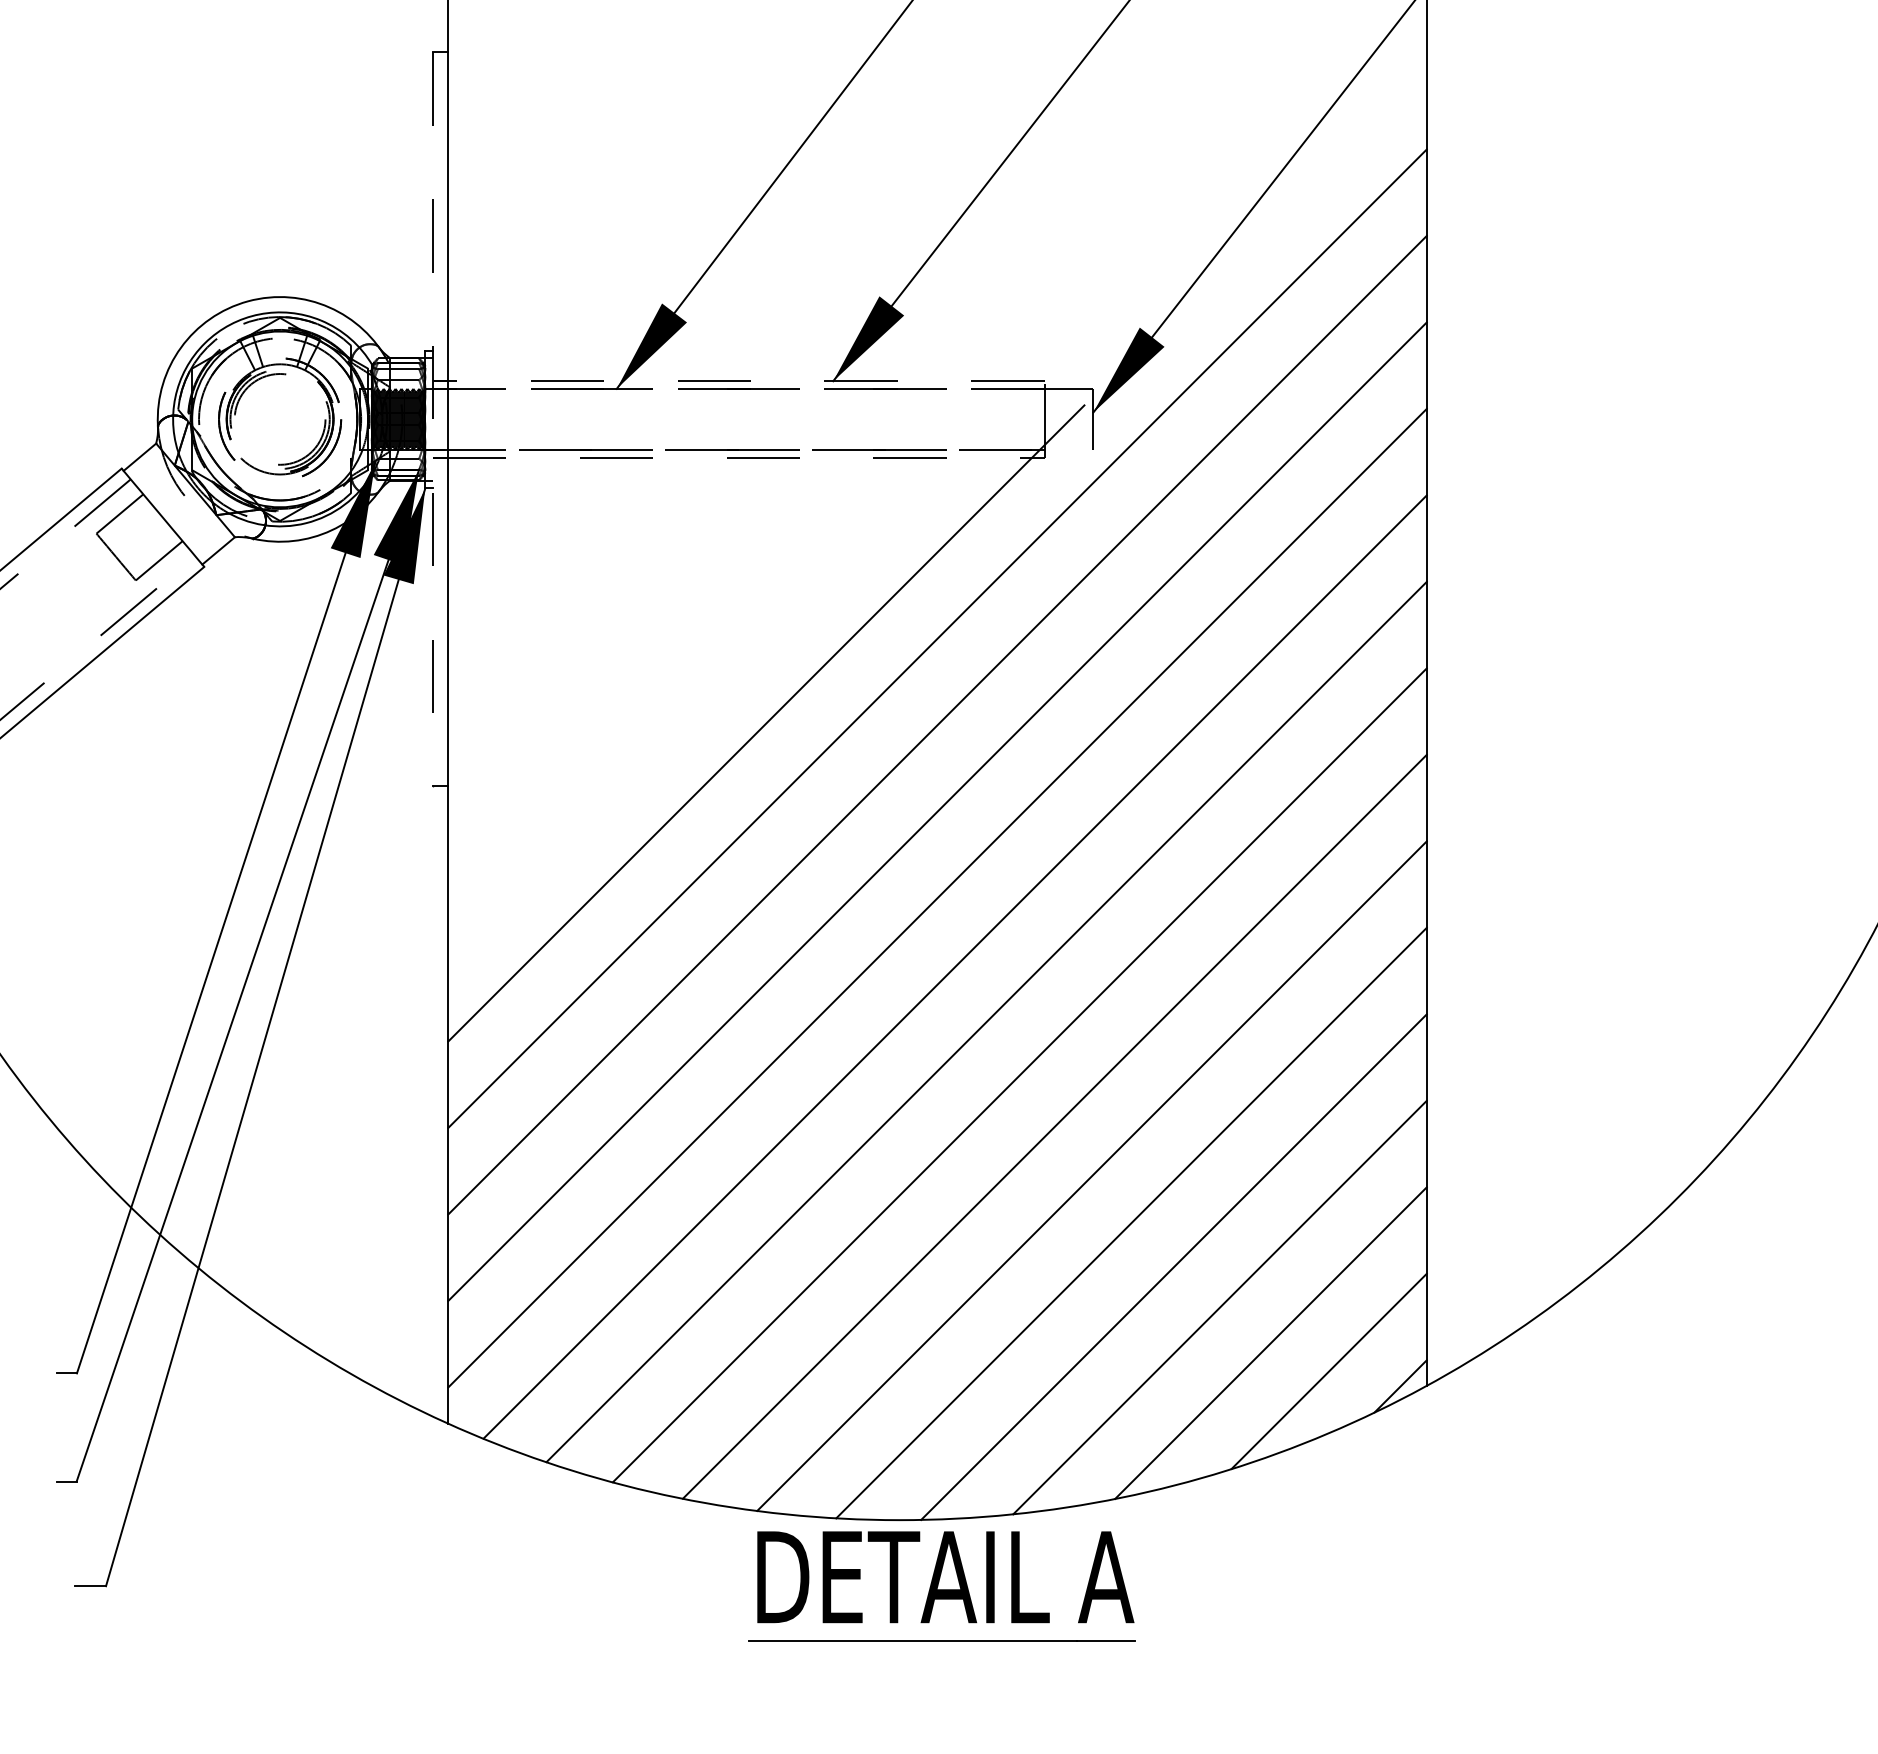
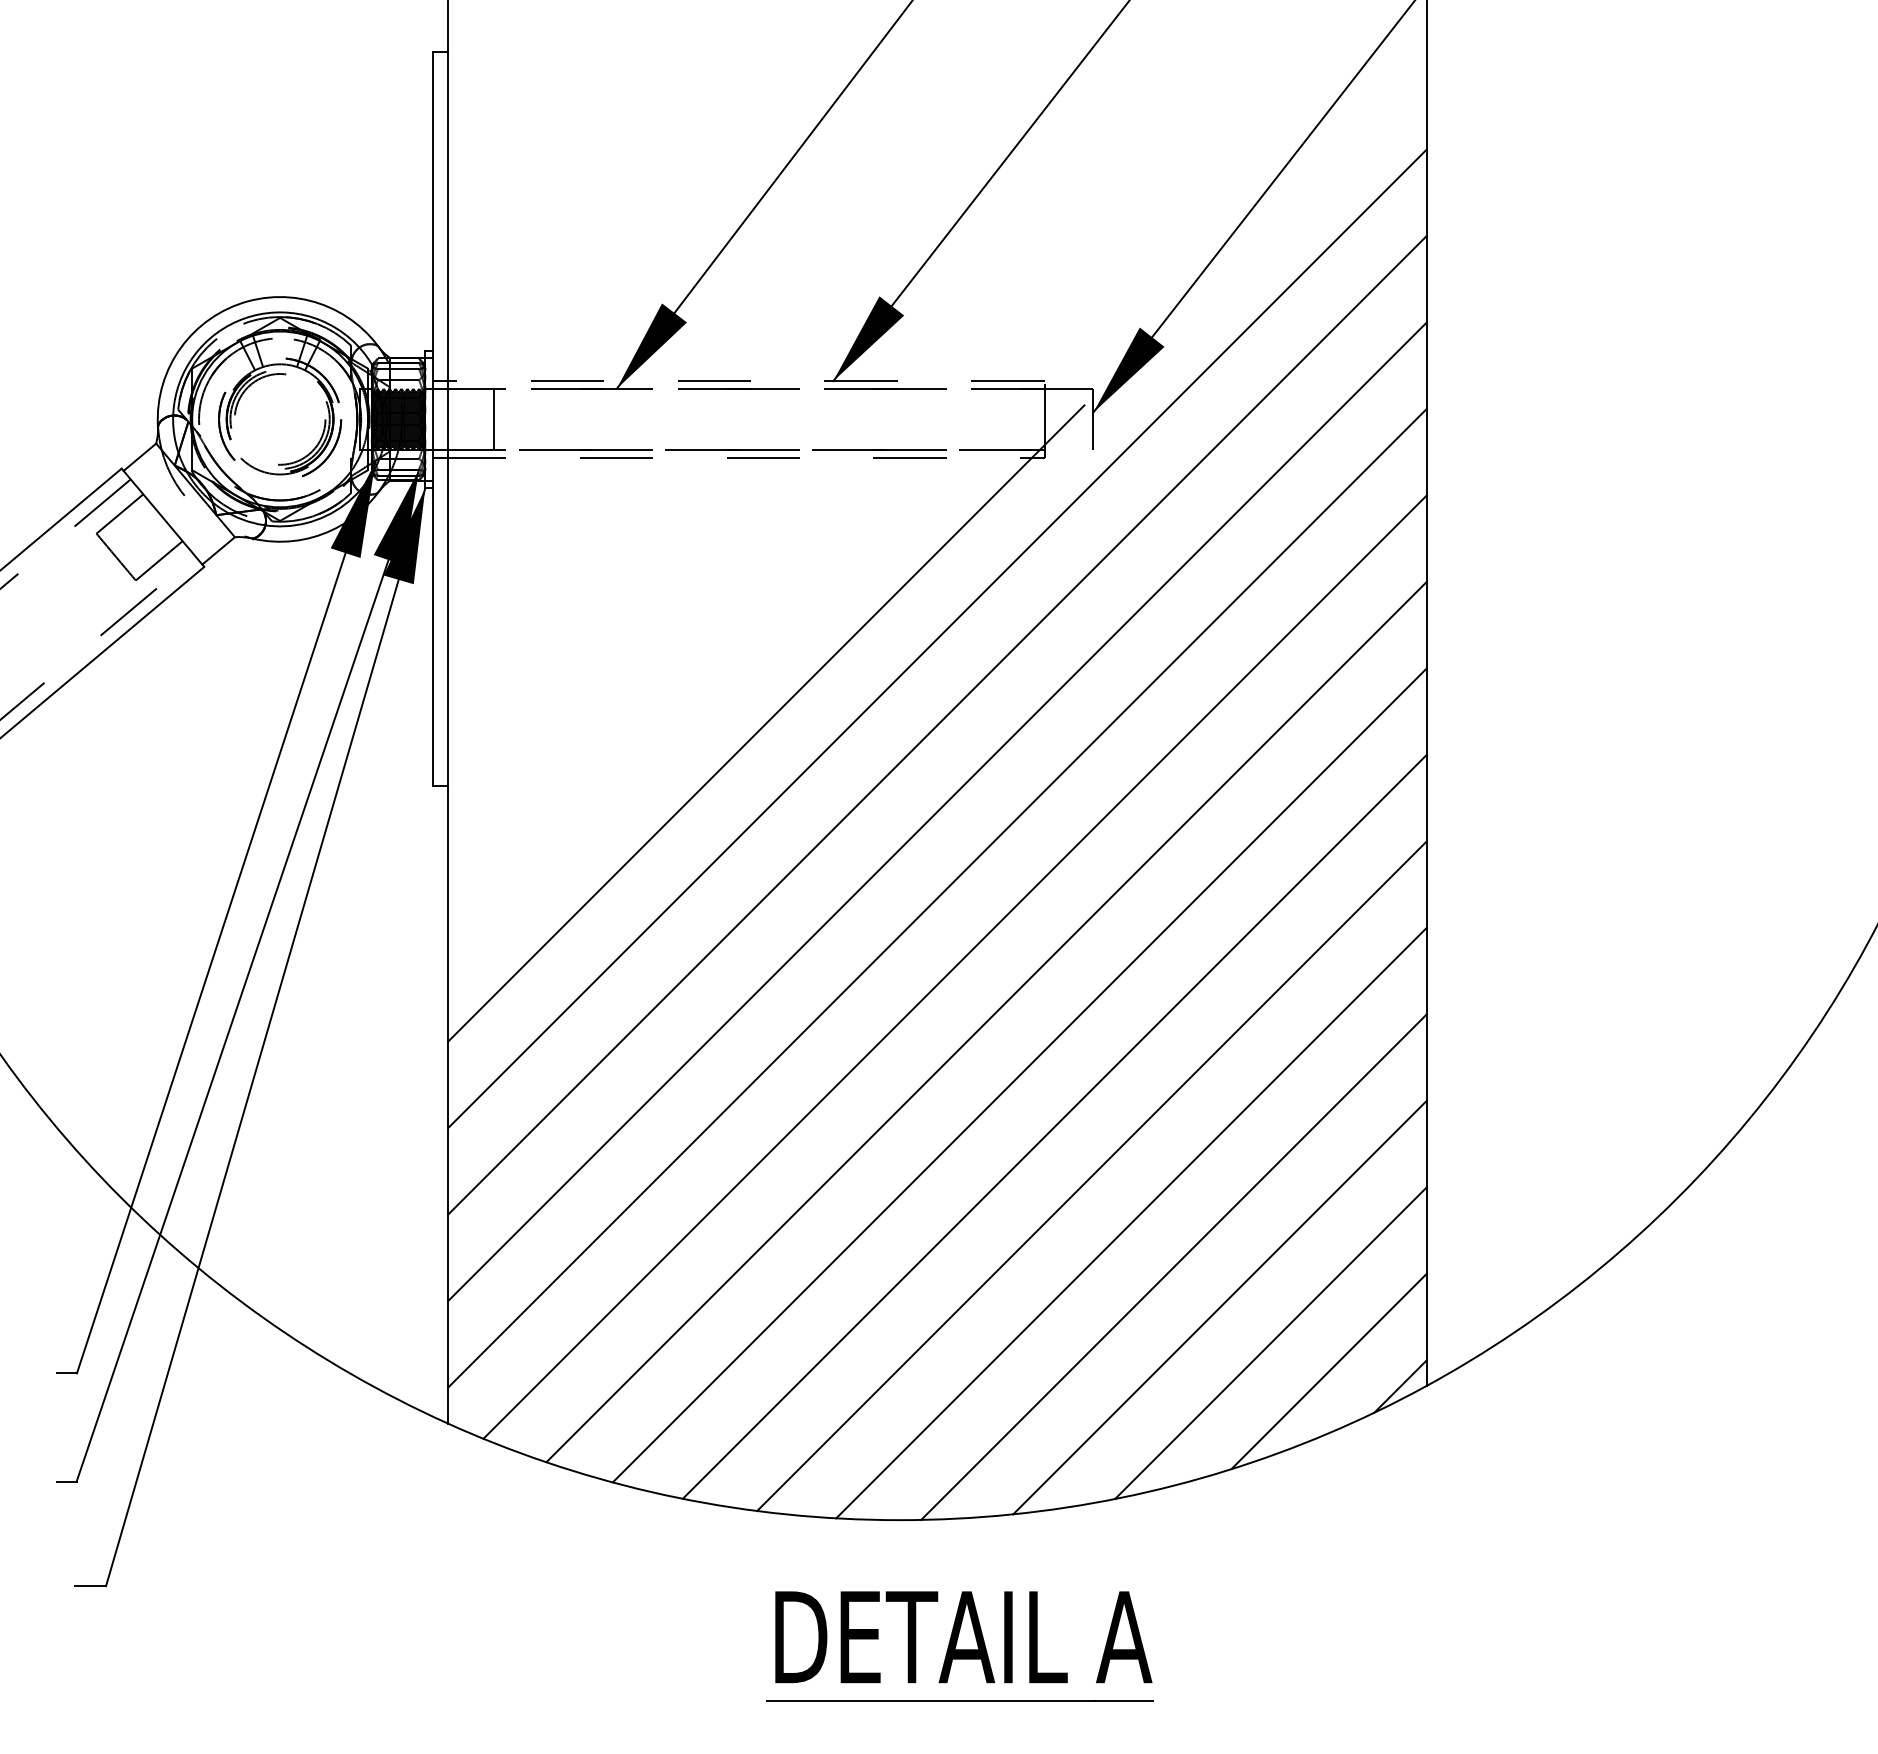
line: dashed -> solid (432, 419)
line: none -> present (494, 419)
part position: (941, 1586) -> (959, 1646) (959, 1646)
